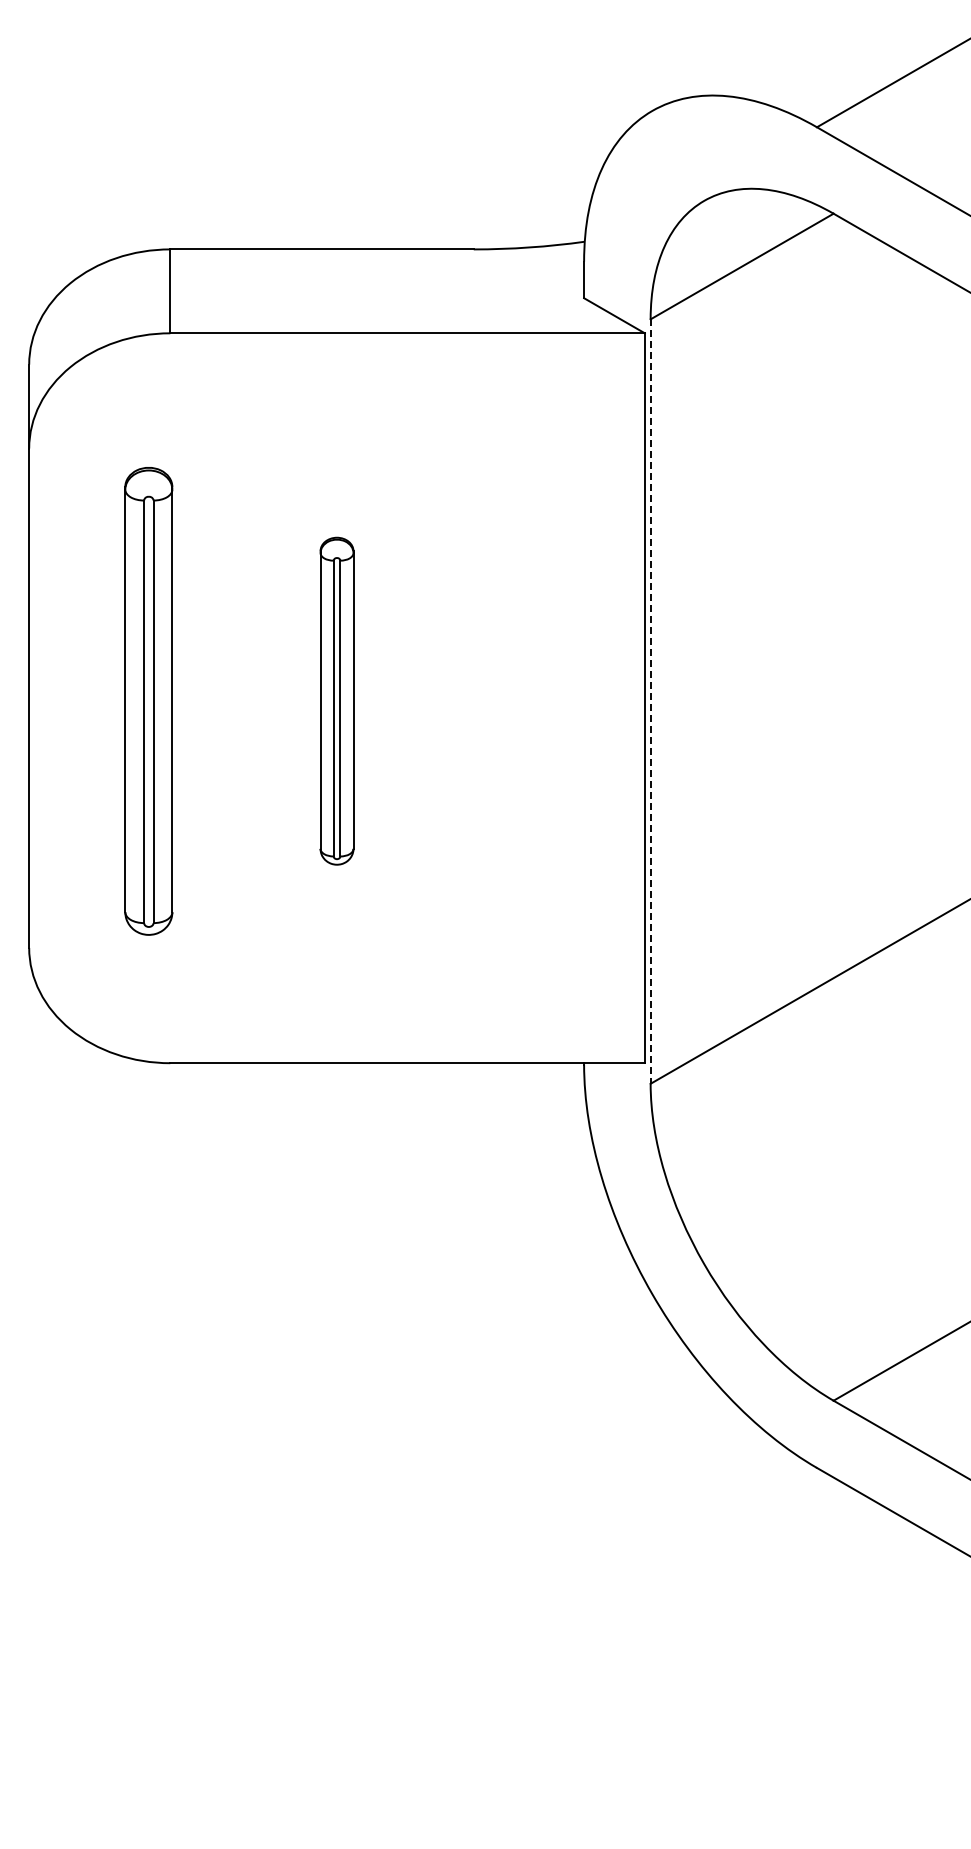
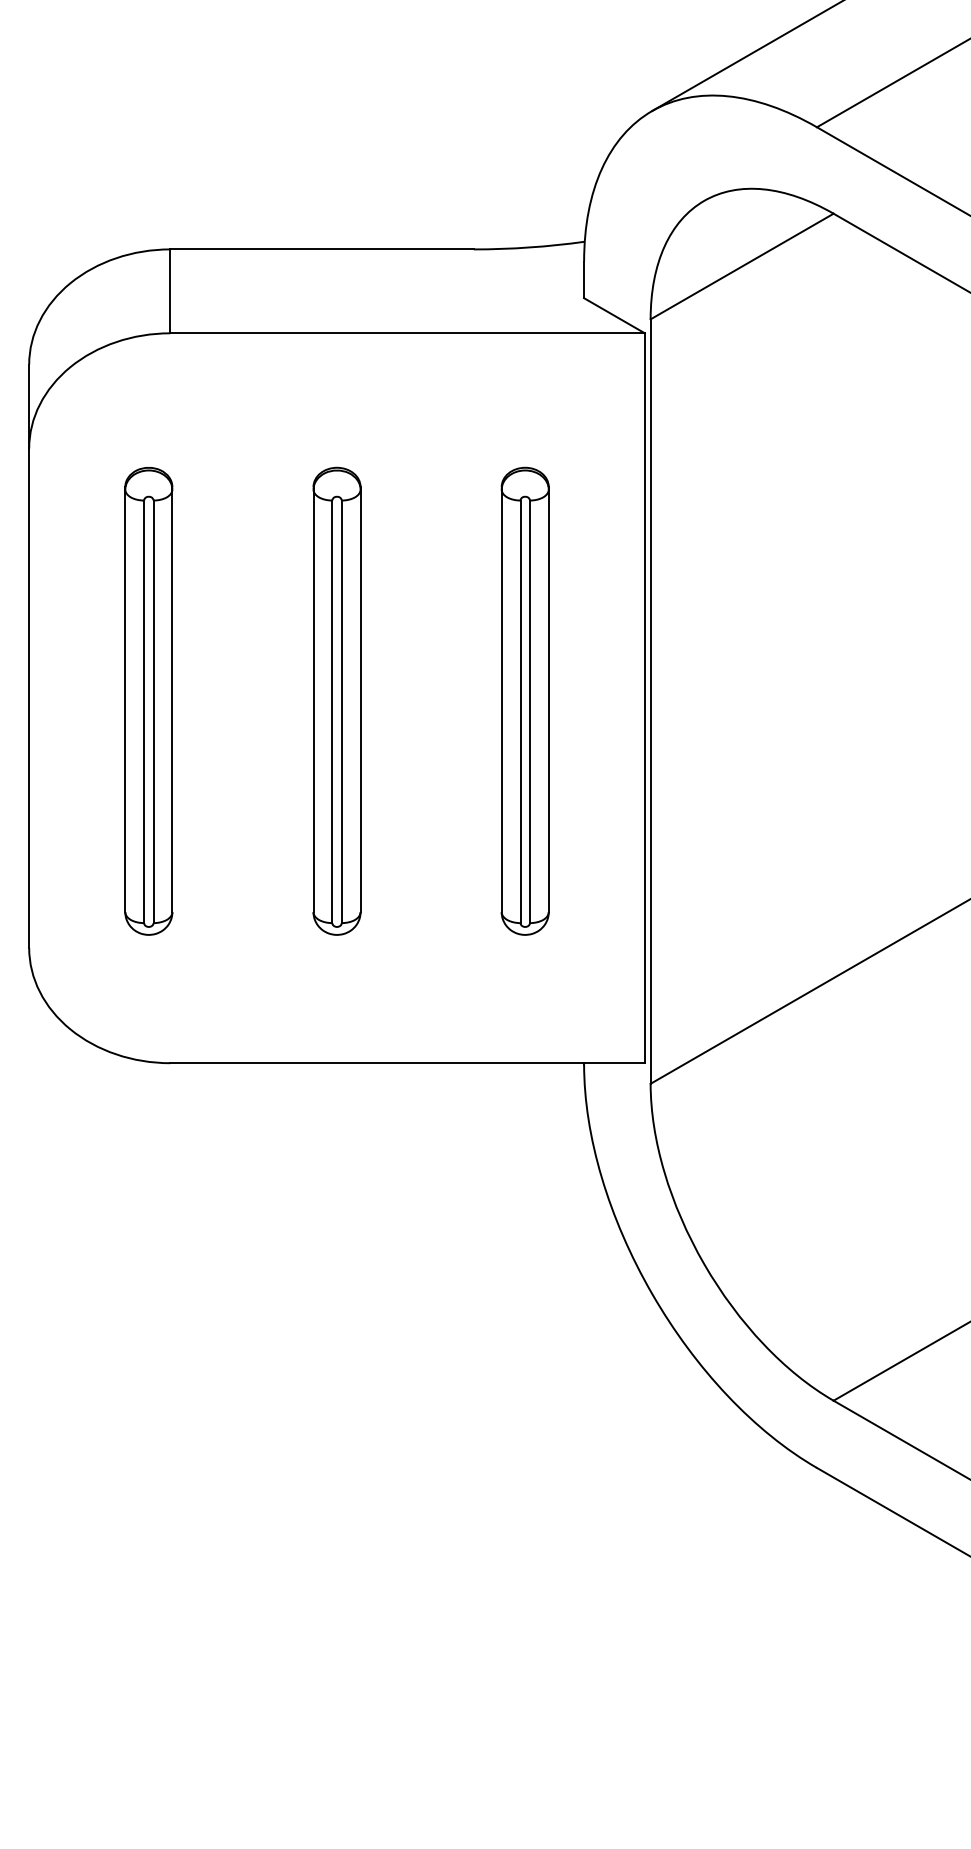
line: none -> present (746, 56)
part size: 36x330 px -> 50x470 px (336, 700)
part: none -> present (524, 700)
line: dashed -> solid (650, 702)
